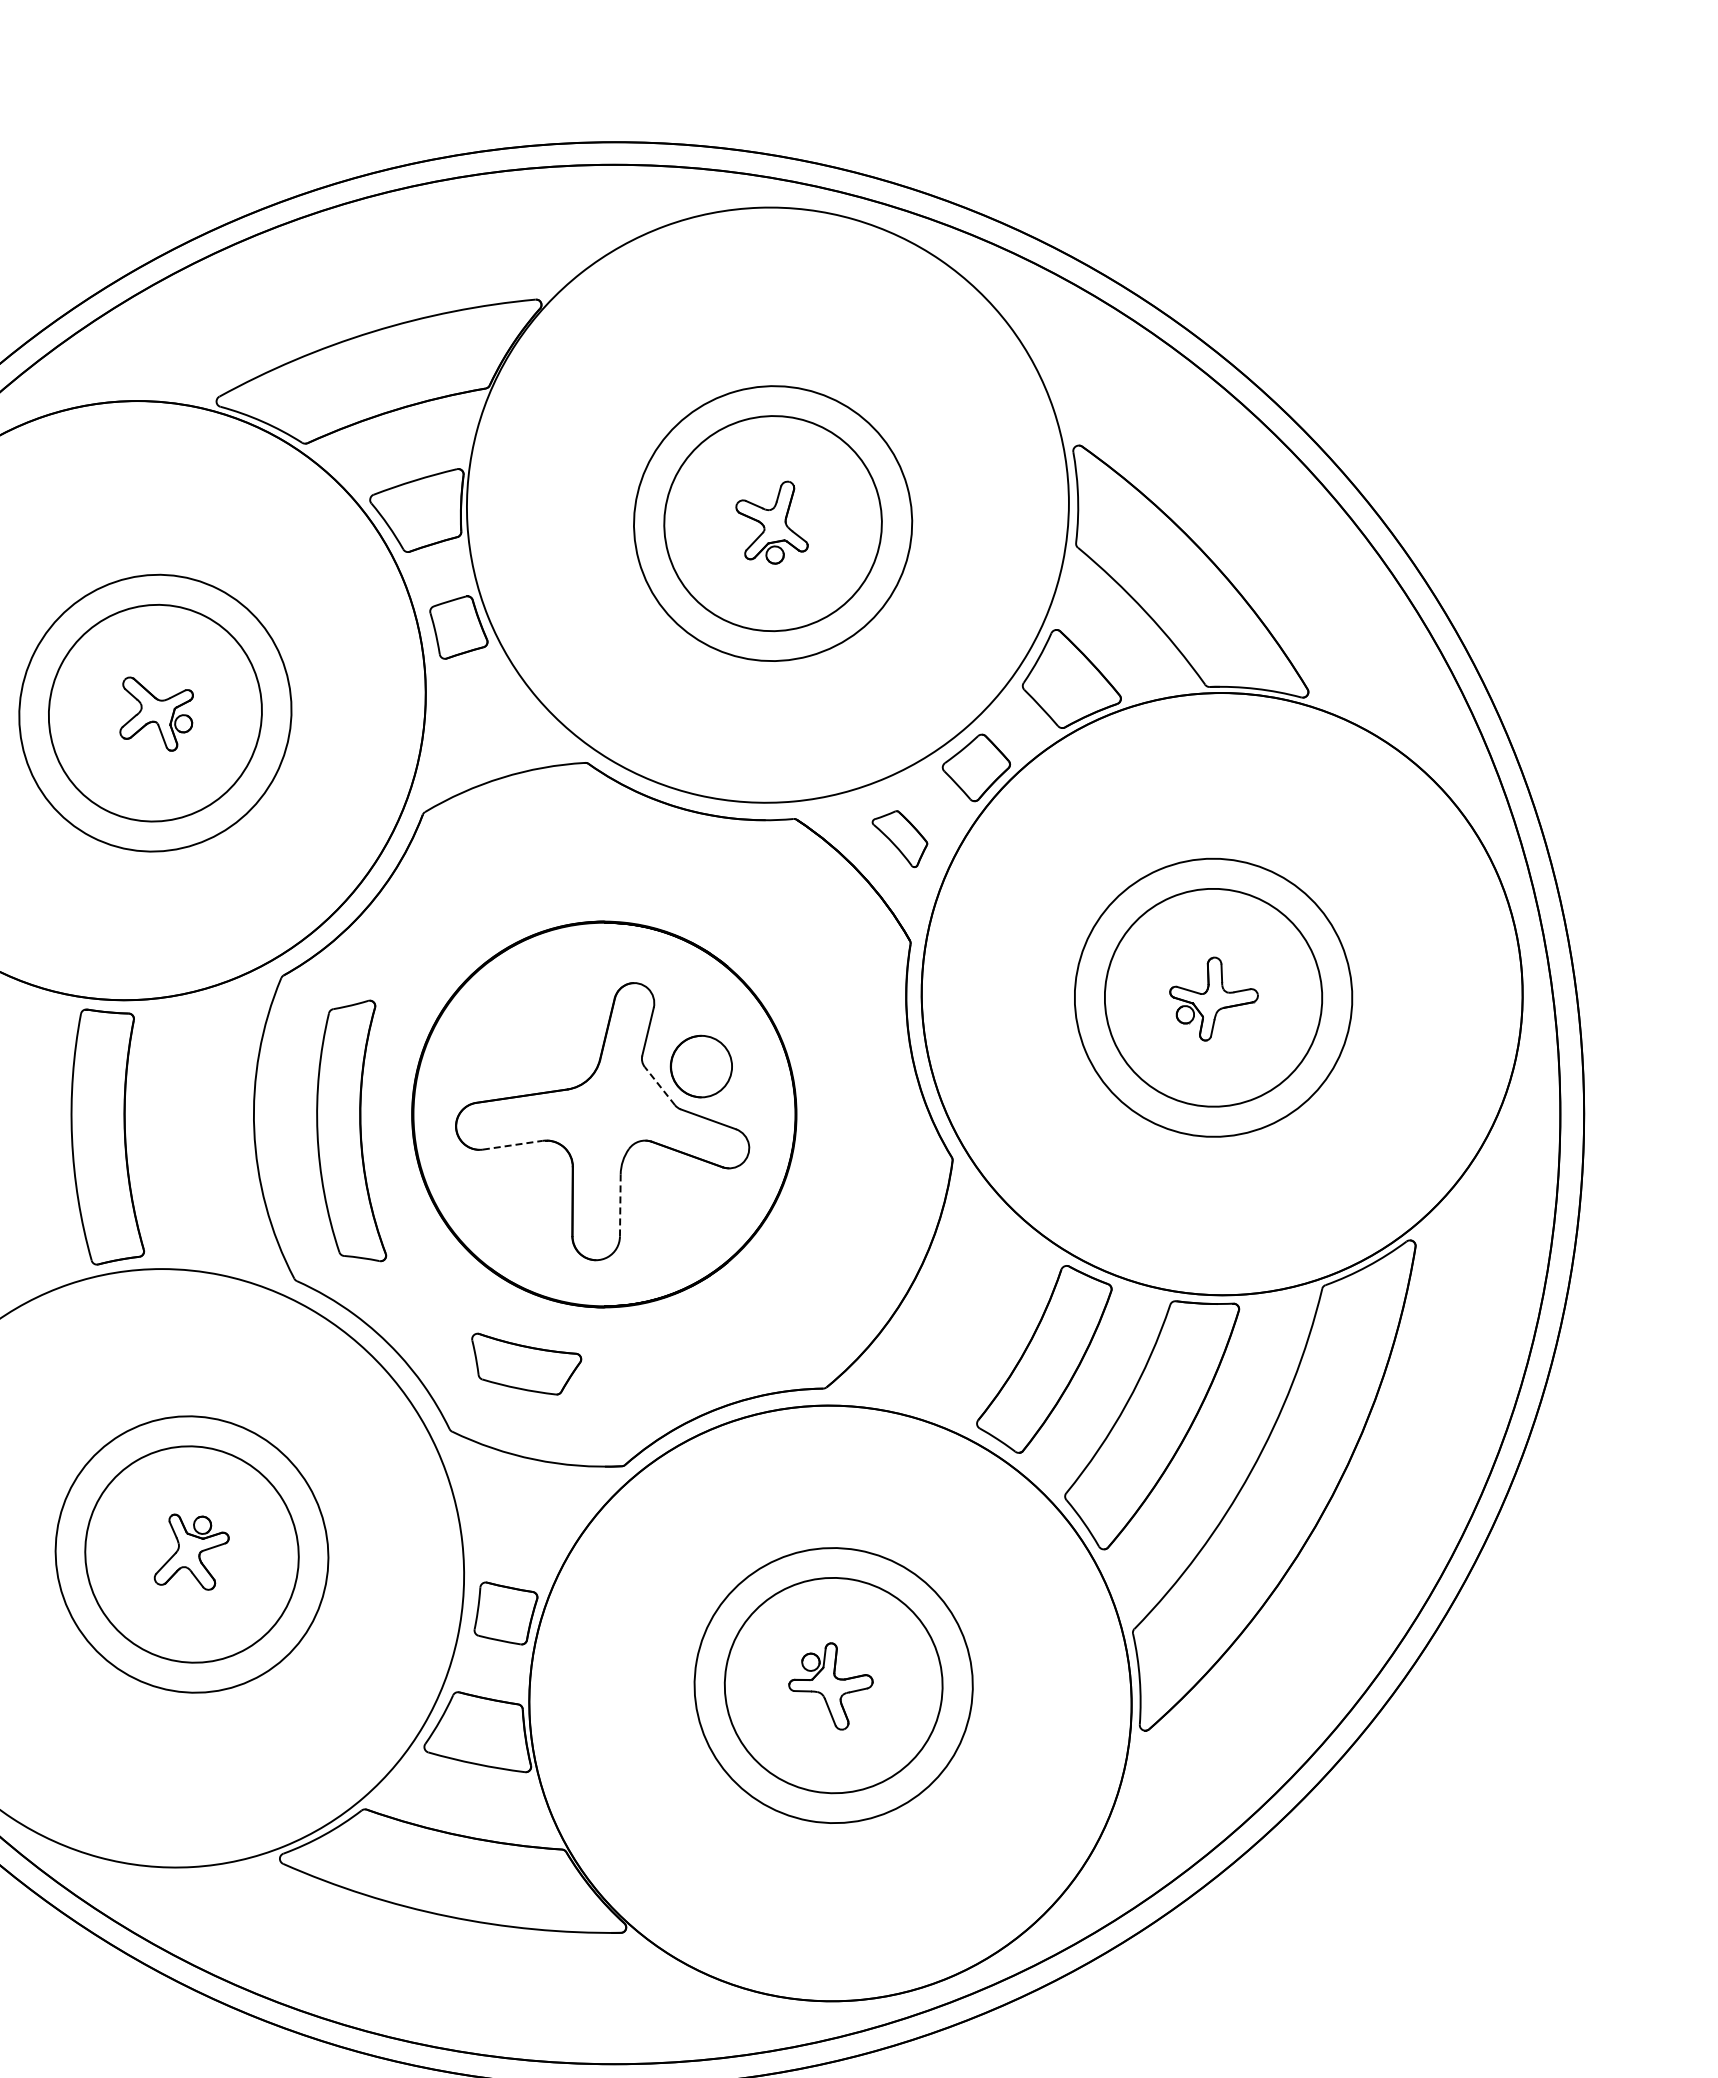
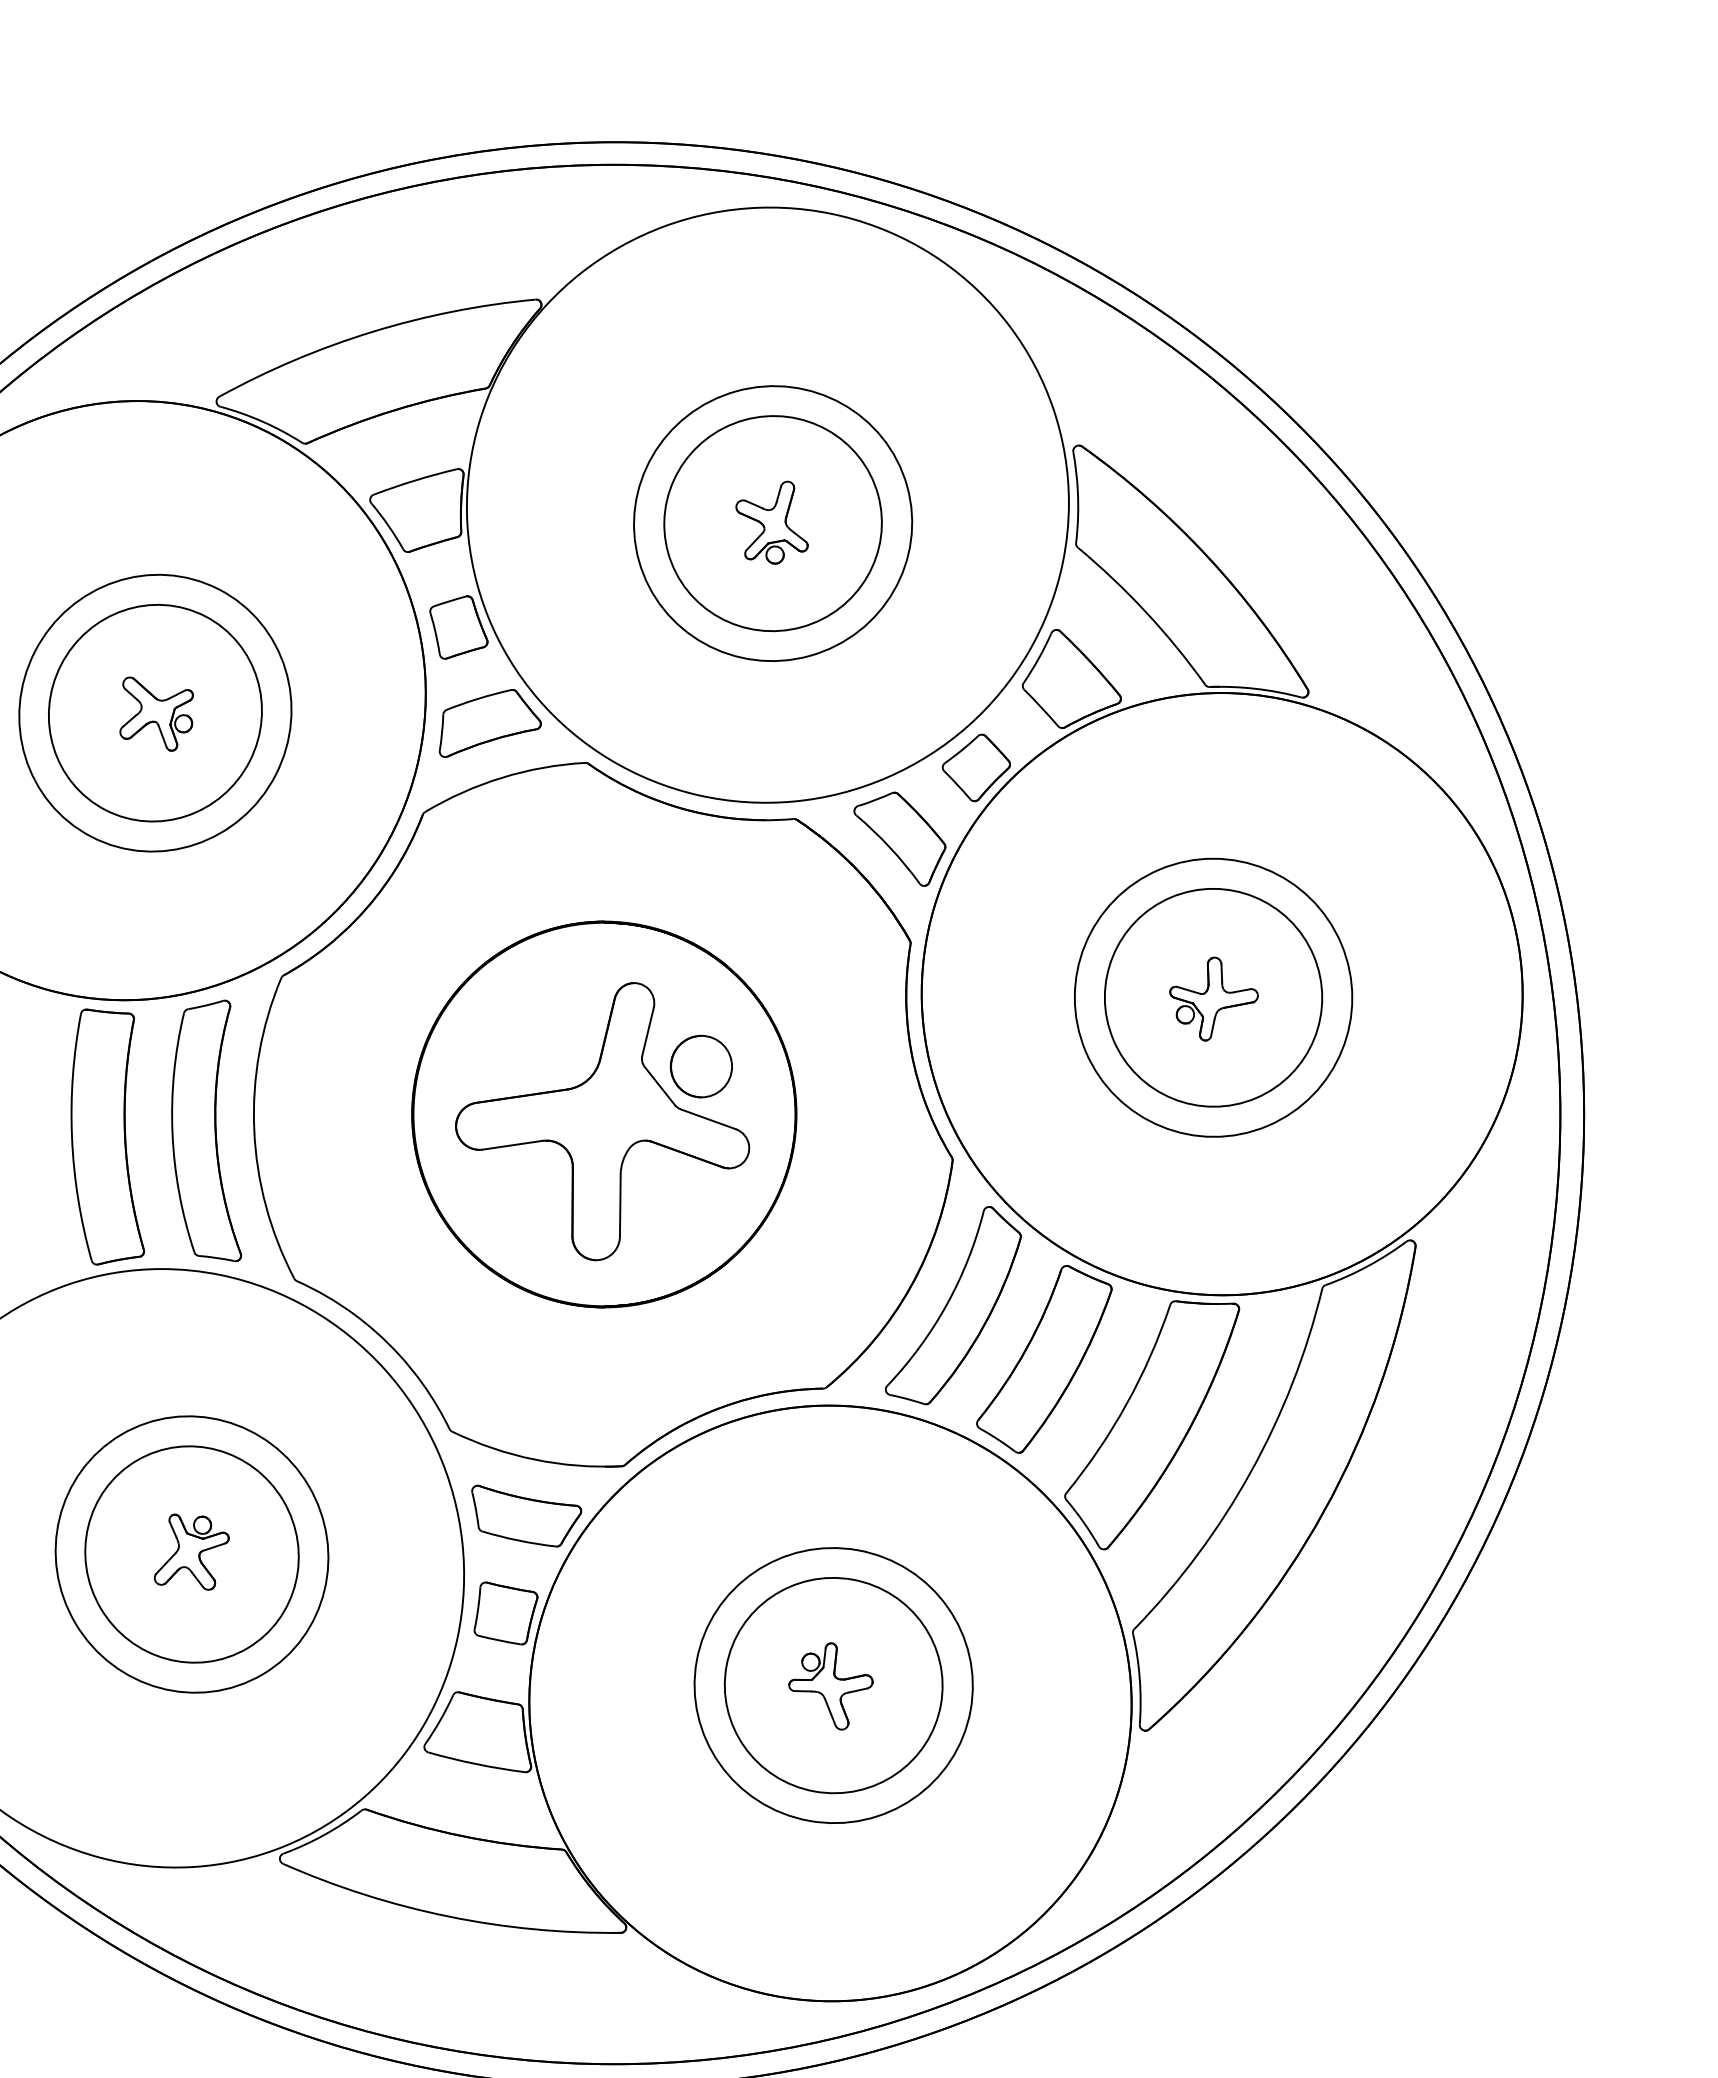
part: none -> present (489, 723)
part size: 58x59 px -> 94x96 px (899, 838)
line: dashed -> solid (659, 1085)
part position: (351, 1130) -> (206, 1130) (206, 1130)
line: dashed -> solid (513, 1145)
line: dashed -> solid (620, 1205)
part: none -> present (952, 1305)
part position: (526, 1363) -> (526, 1515) (526, 1515)
